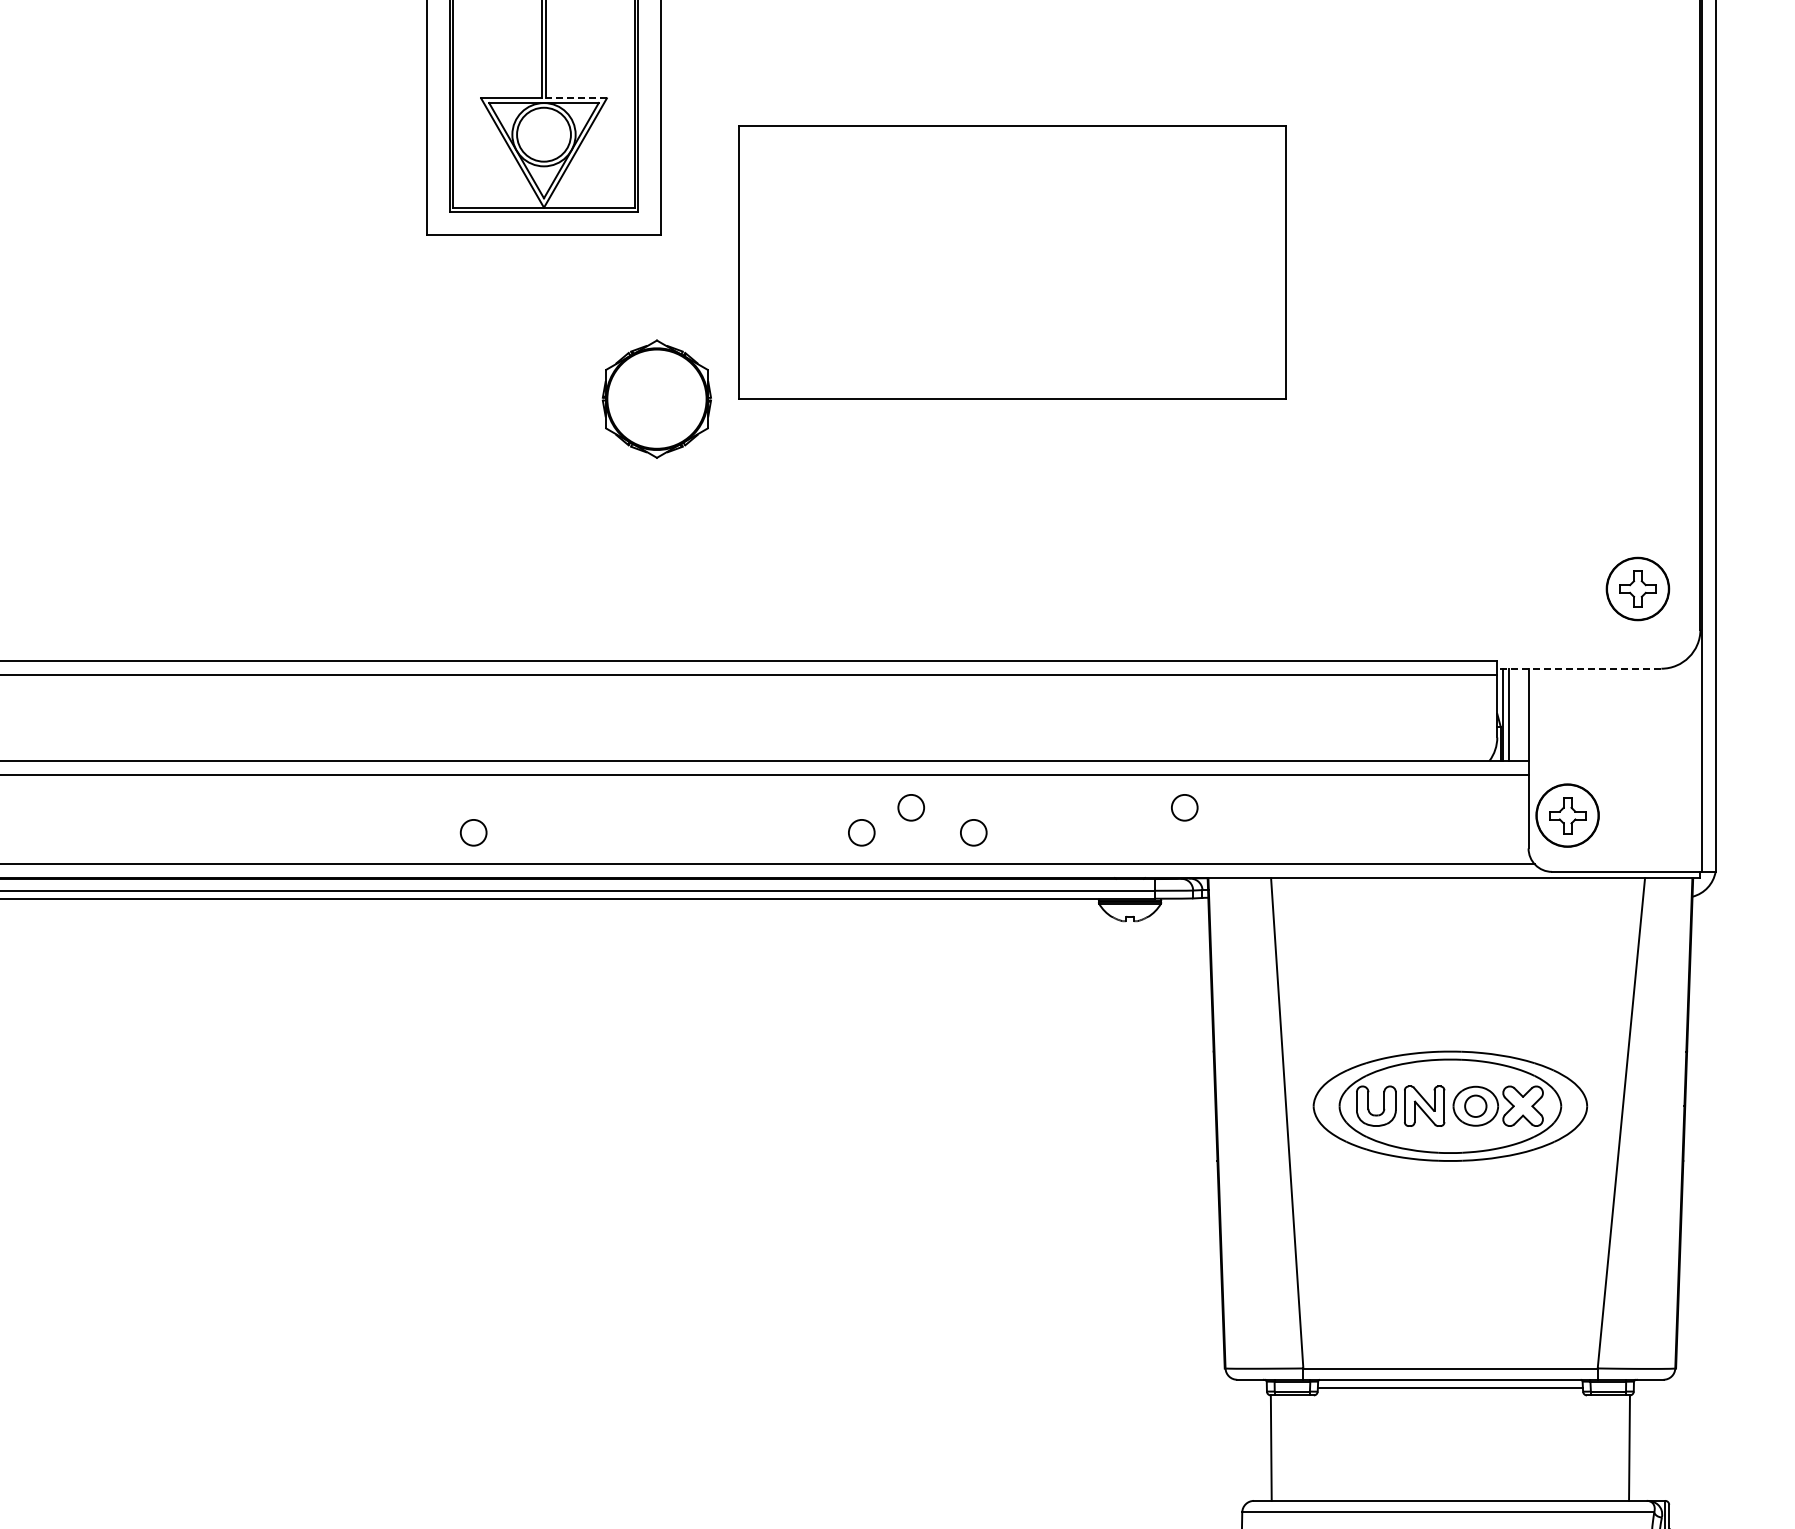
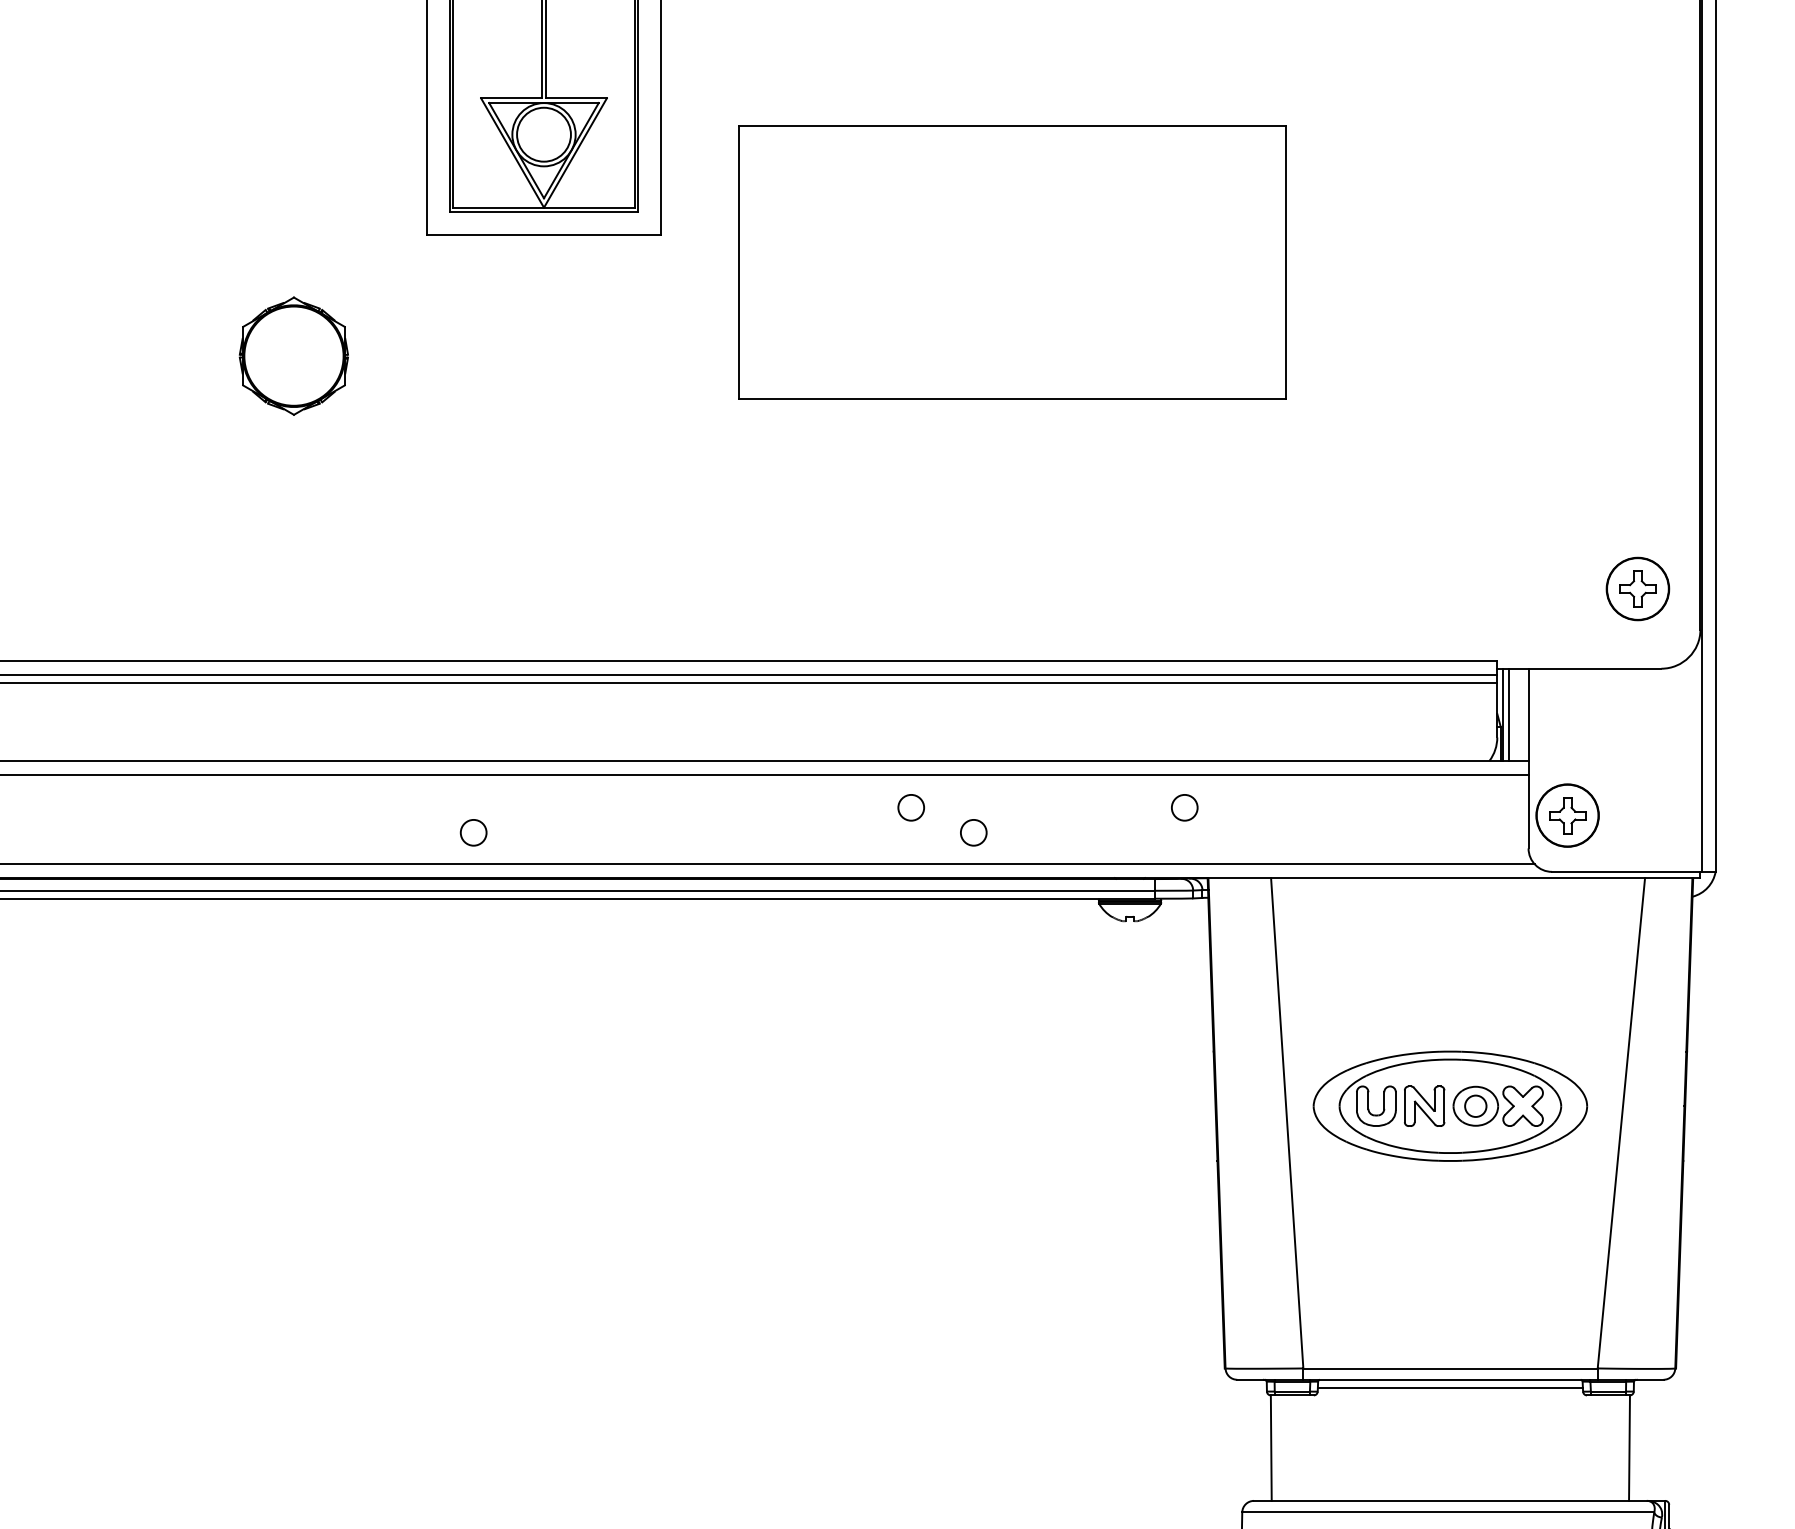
line: dashed -> solid (576, 98)
part position: (656, 398) -> (293, 355) (293, 355)
line: dashed -> solid (1578, 668)
line: none -> present (749, 682)
circle: present -> none (861, 832)
